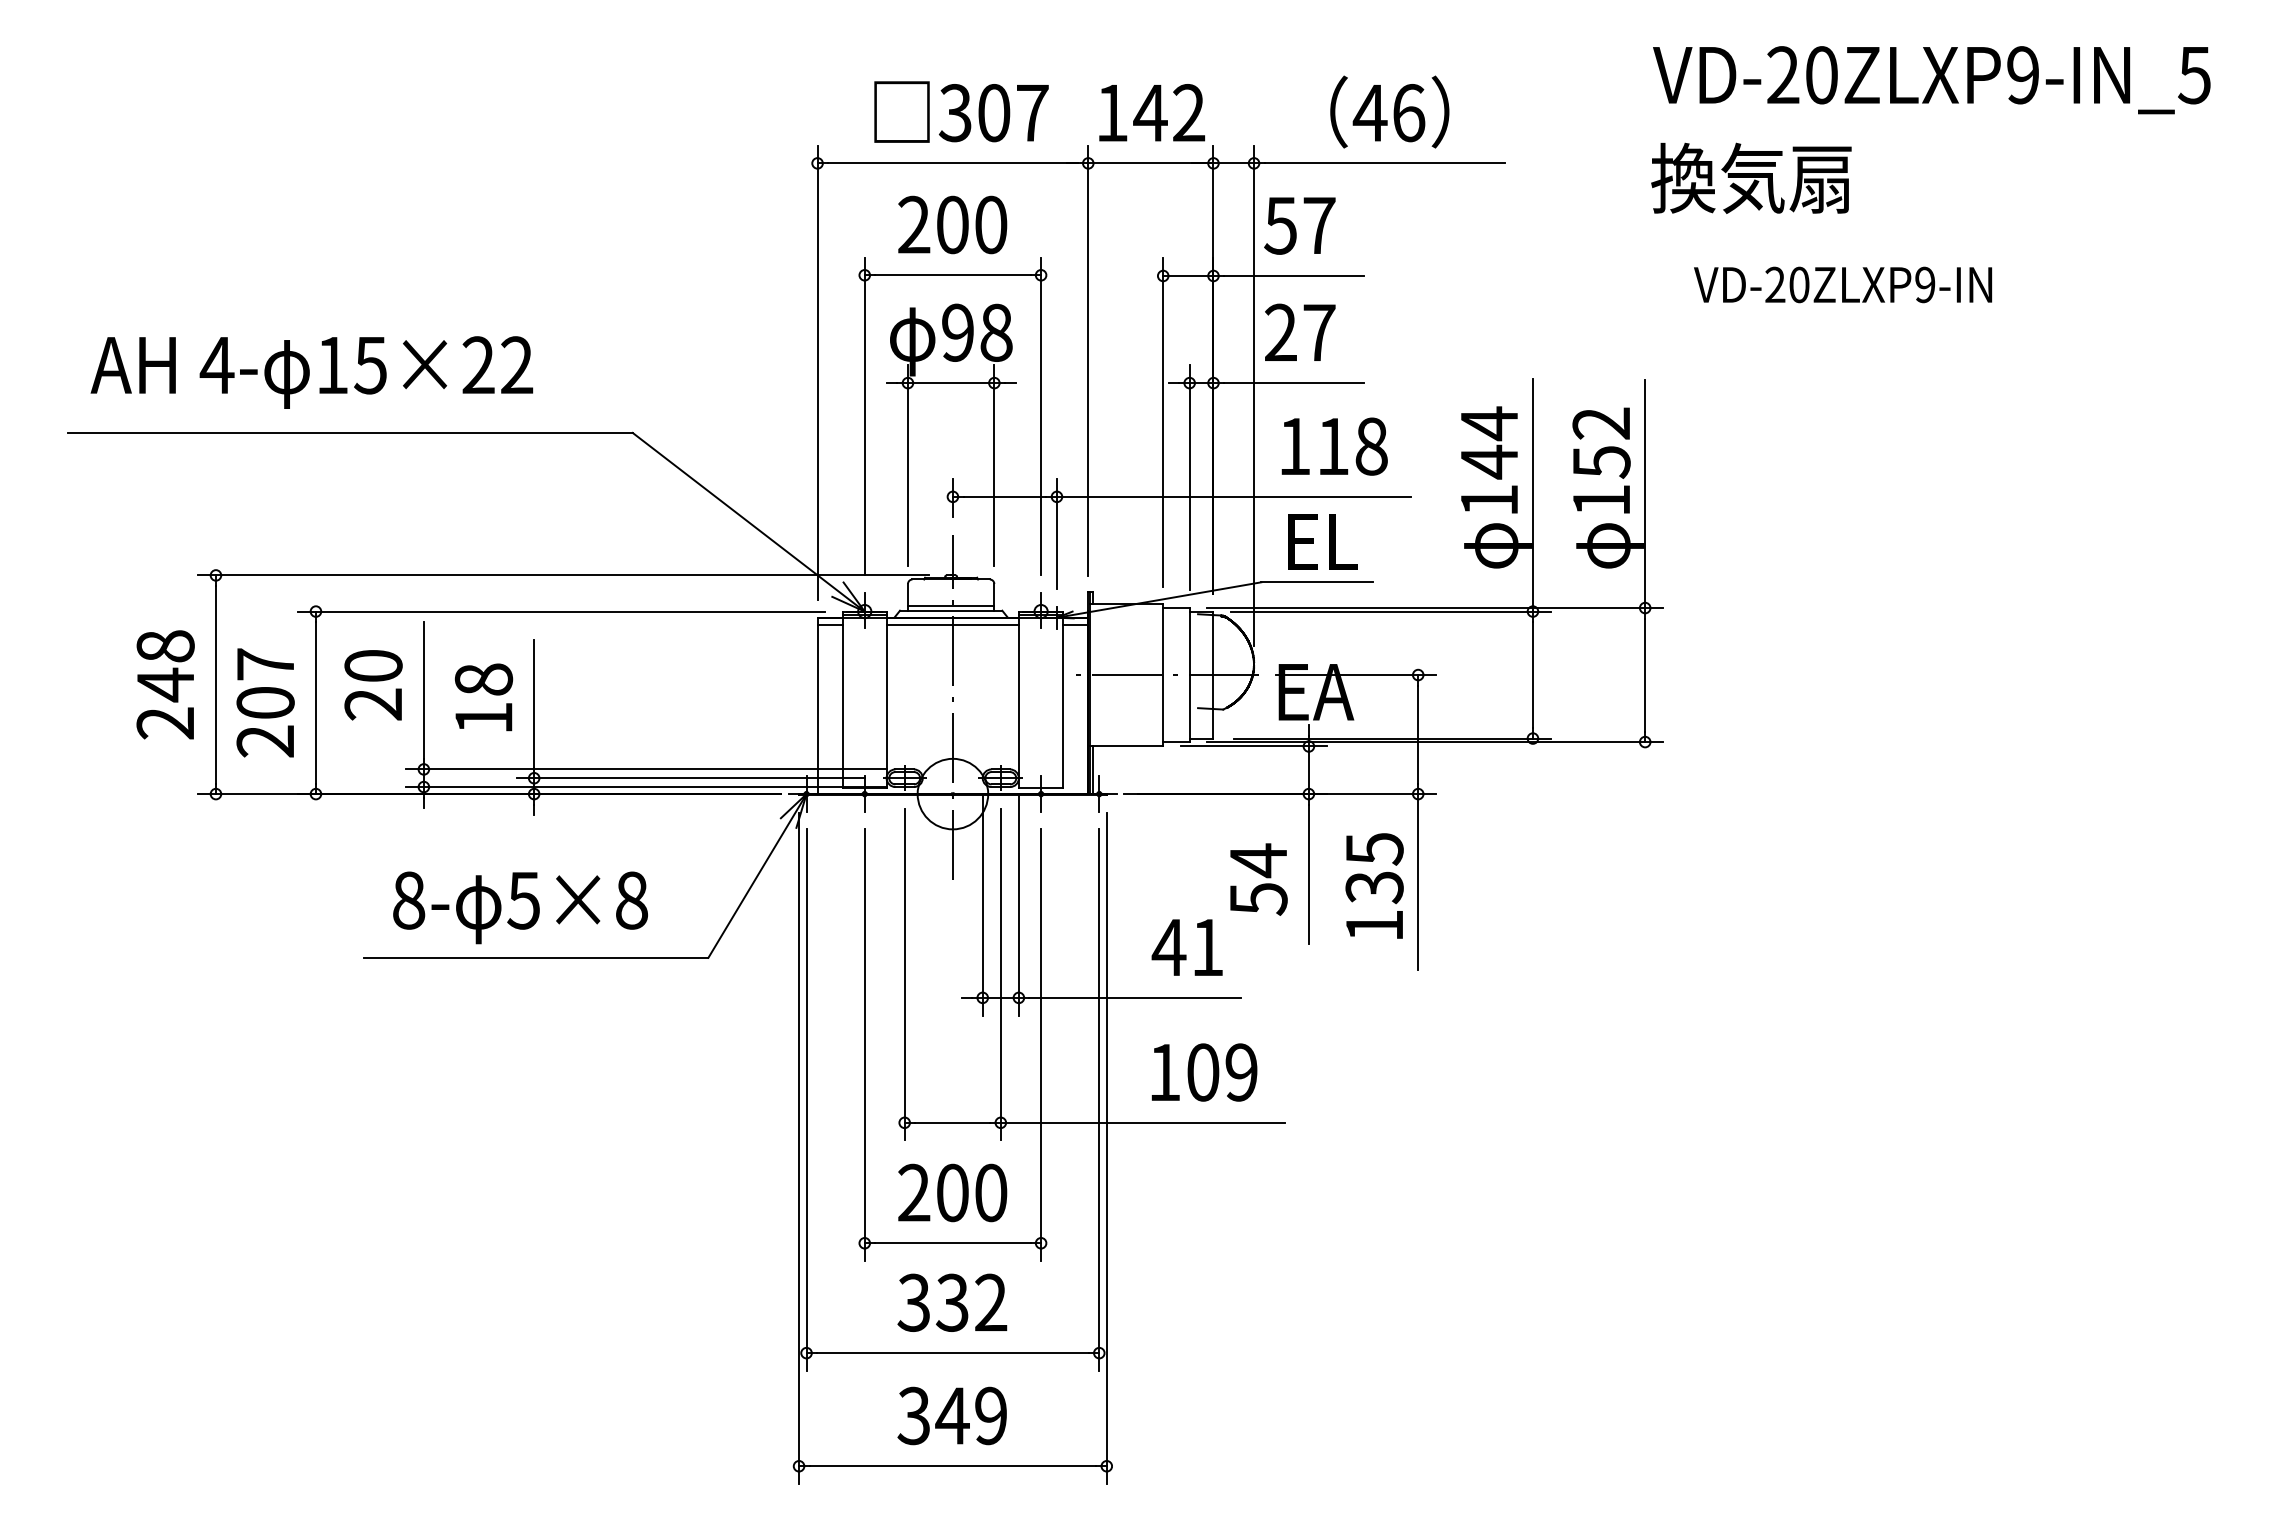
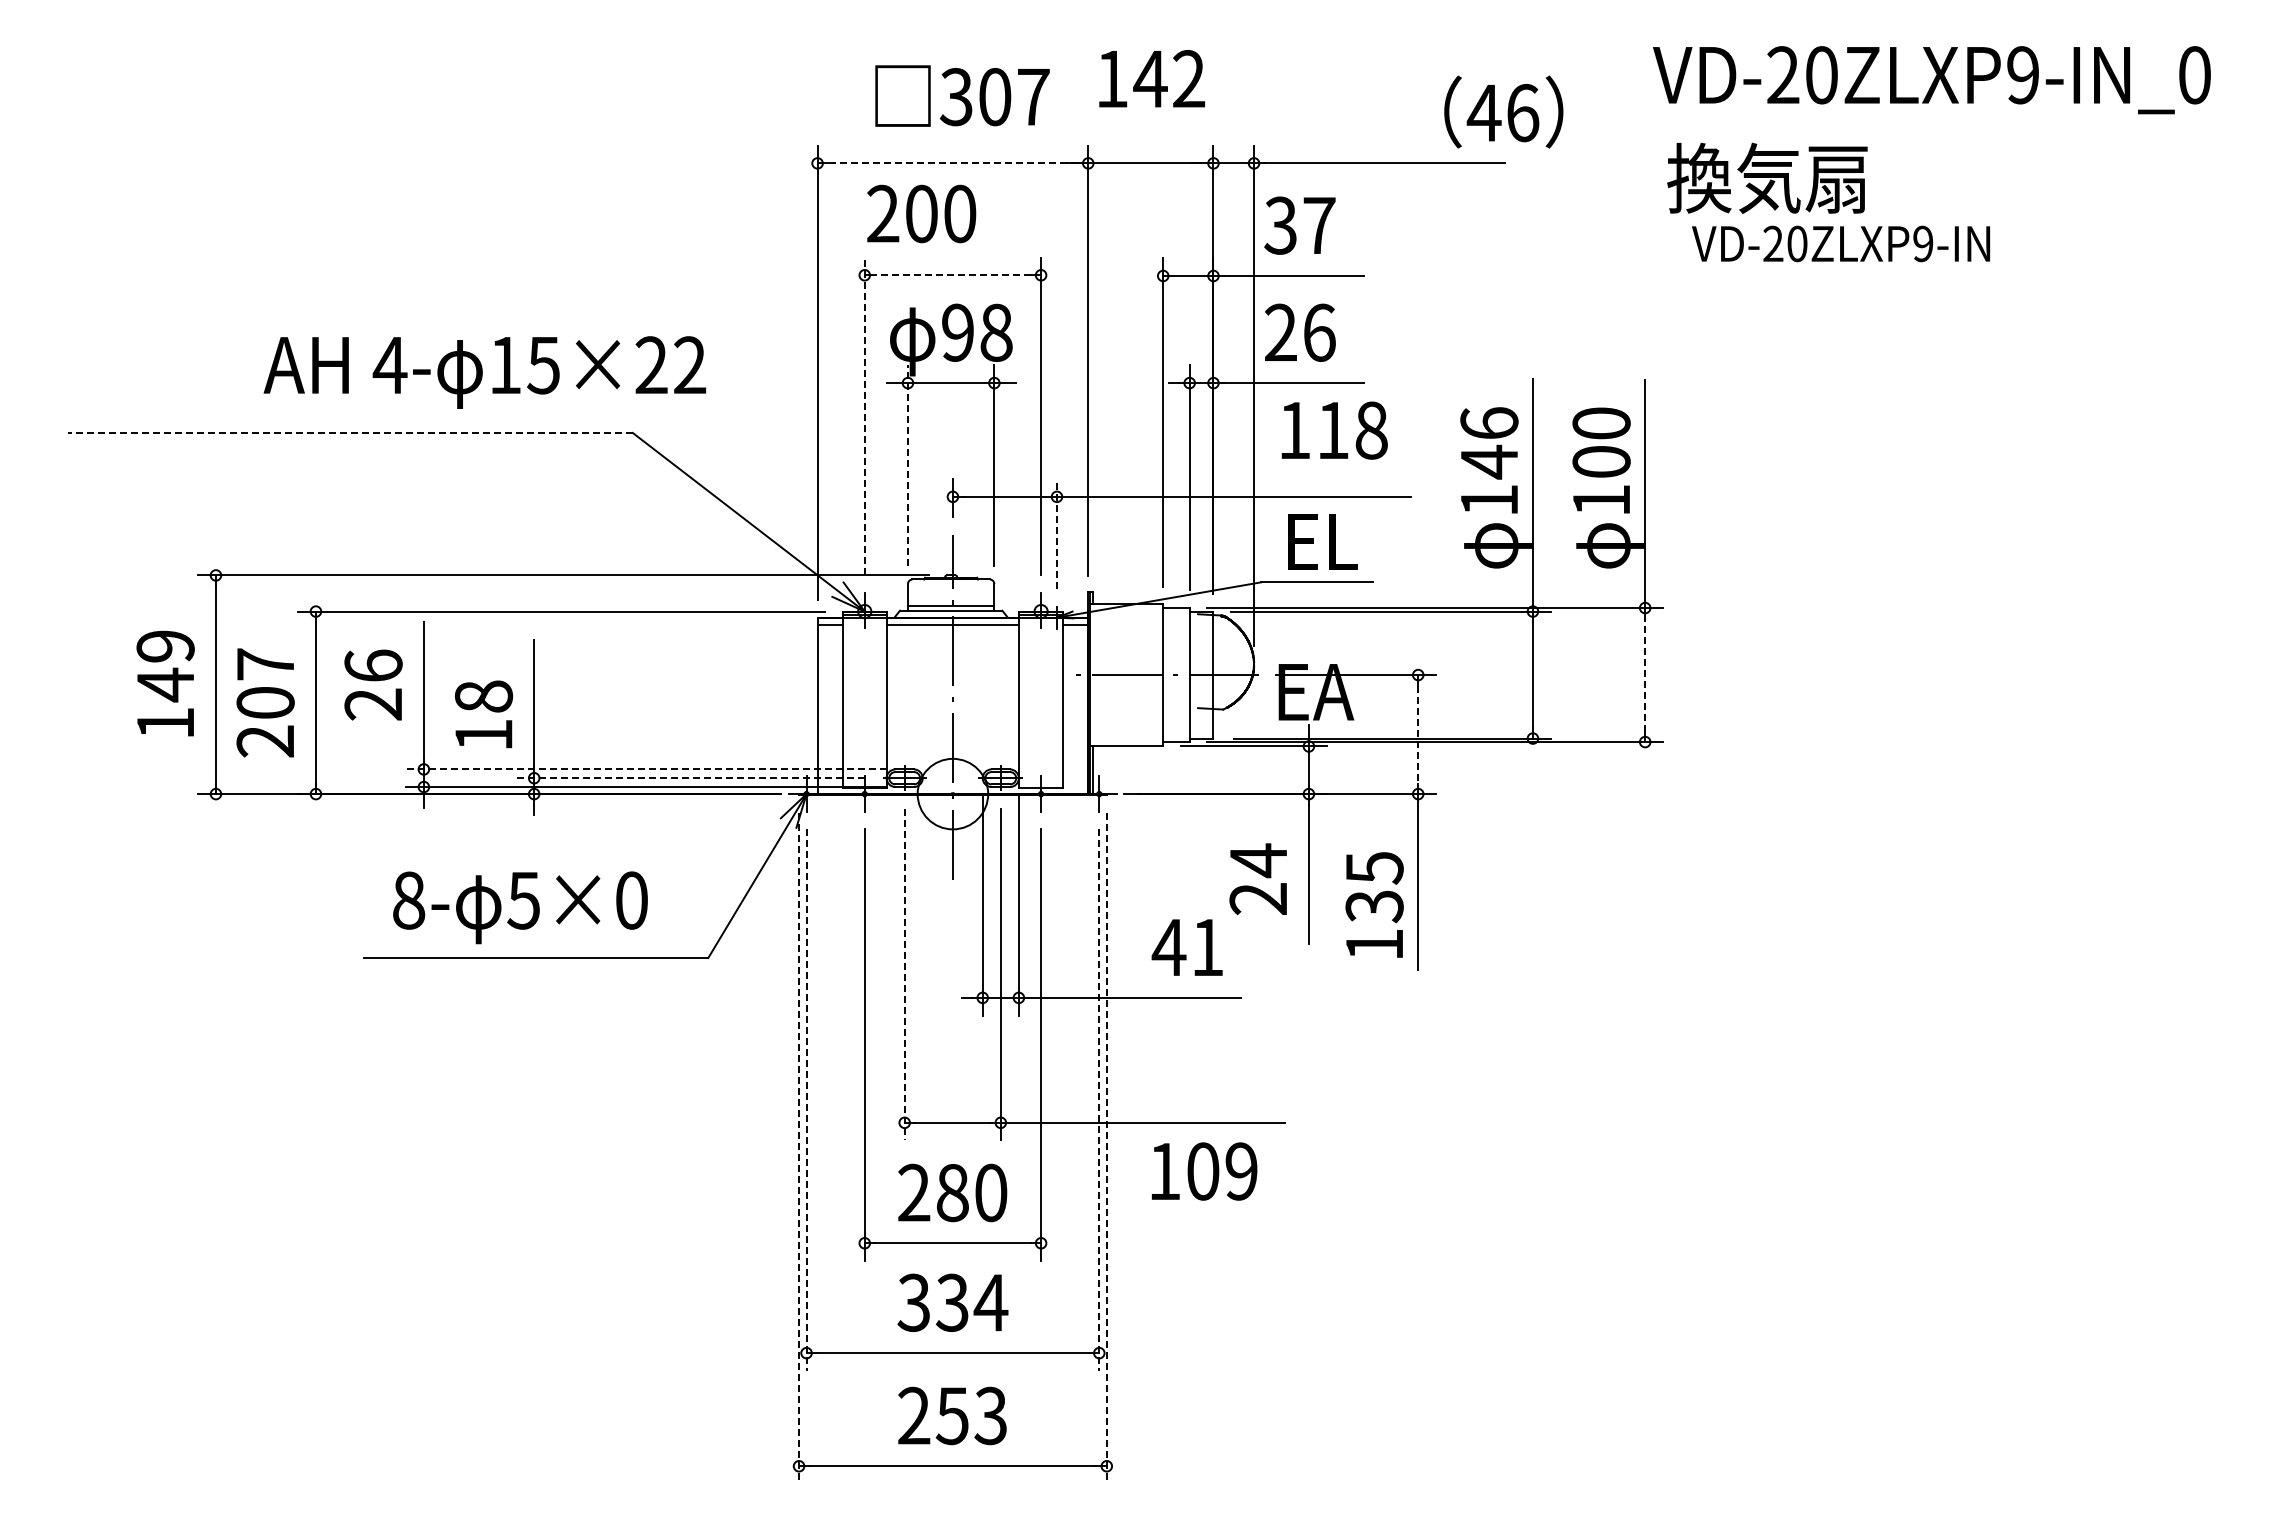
text: VD-20ZLXP9-IN_5 -> VD-20ZLXP9-IN_0 (2194, 75)
text position: (961, 111) -> (962, 95) (962, 95)
text position: (1389, 111) -> (1503, 111) (1503, 111)
text position: (1151, 112) -> (1151, 78) (1151, 78)
line: solid -> dashed (952, 163)
text position: (1751, 177) -> (1767, 177) (1767, 177)
text position: (952, 224) -> (921, 213) (921, 213)
text: 57 -> 37 (1280, 225)
line: solid -> dashed (952, 275)
text position: (1843, 284) -> (1841, 243) (1841, 243)
text: 27 -> 26 (1319, 332)
text position: (311, 372) -> (484, 372) (484, 372)
line: solid -> dashed (864, 416)
text: 144 -> 146 (1489, 423)
line: solid -> dashed (350, 432)
text: 152 -> 100 (1601, 442)
text position: (1334, 446) -> (1334, 430) (1334, 430)
line: solid -> dashed (907, 465)
line: solid -> dashed (1056, 534)
text: 20 -> 26 (373, 665)
line: solid -> dashed (1645, 674)
text: 248 -> 149 (165, 684)
text position: (484, 697) -> (484, 714) (484, 714)
line: solid -> dashed (1418, 734)
line: solid -> dashed (646, 769)
line: solid -> dashed (690, 778)
text position: (1374, 885) -> (1374, 904) (1374, 904)
text: 54 -> 24 (1258, 899)
text: 5×8 -> 5×0 (632, 900)
line: solid -> dashed (904, 974)
text position: (1204, 1072) -> (1204, 1171) (1204, 1171)
line: solid -> dashed (806, 1100)
line: solid -> dashed (1099, 1100)
line: solid -> dashed (799, 1148)
line: solid -> dashed (1106, 1148)
text: 200 -> 280 (952, 1192)
text: 332 -> 334 (990, 1302)
text: 349 -> 253 (951, 1416)
